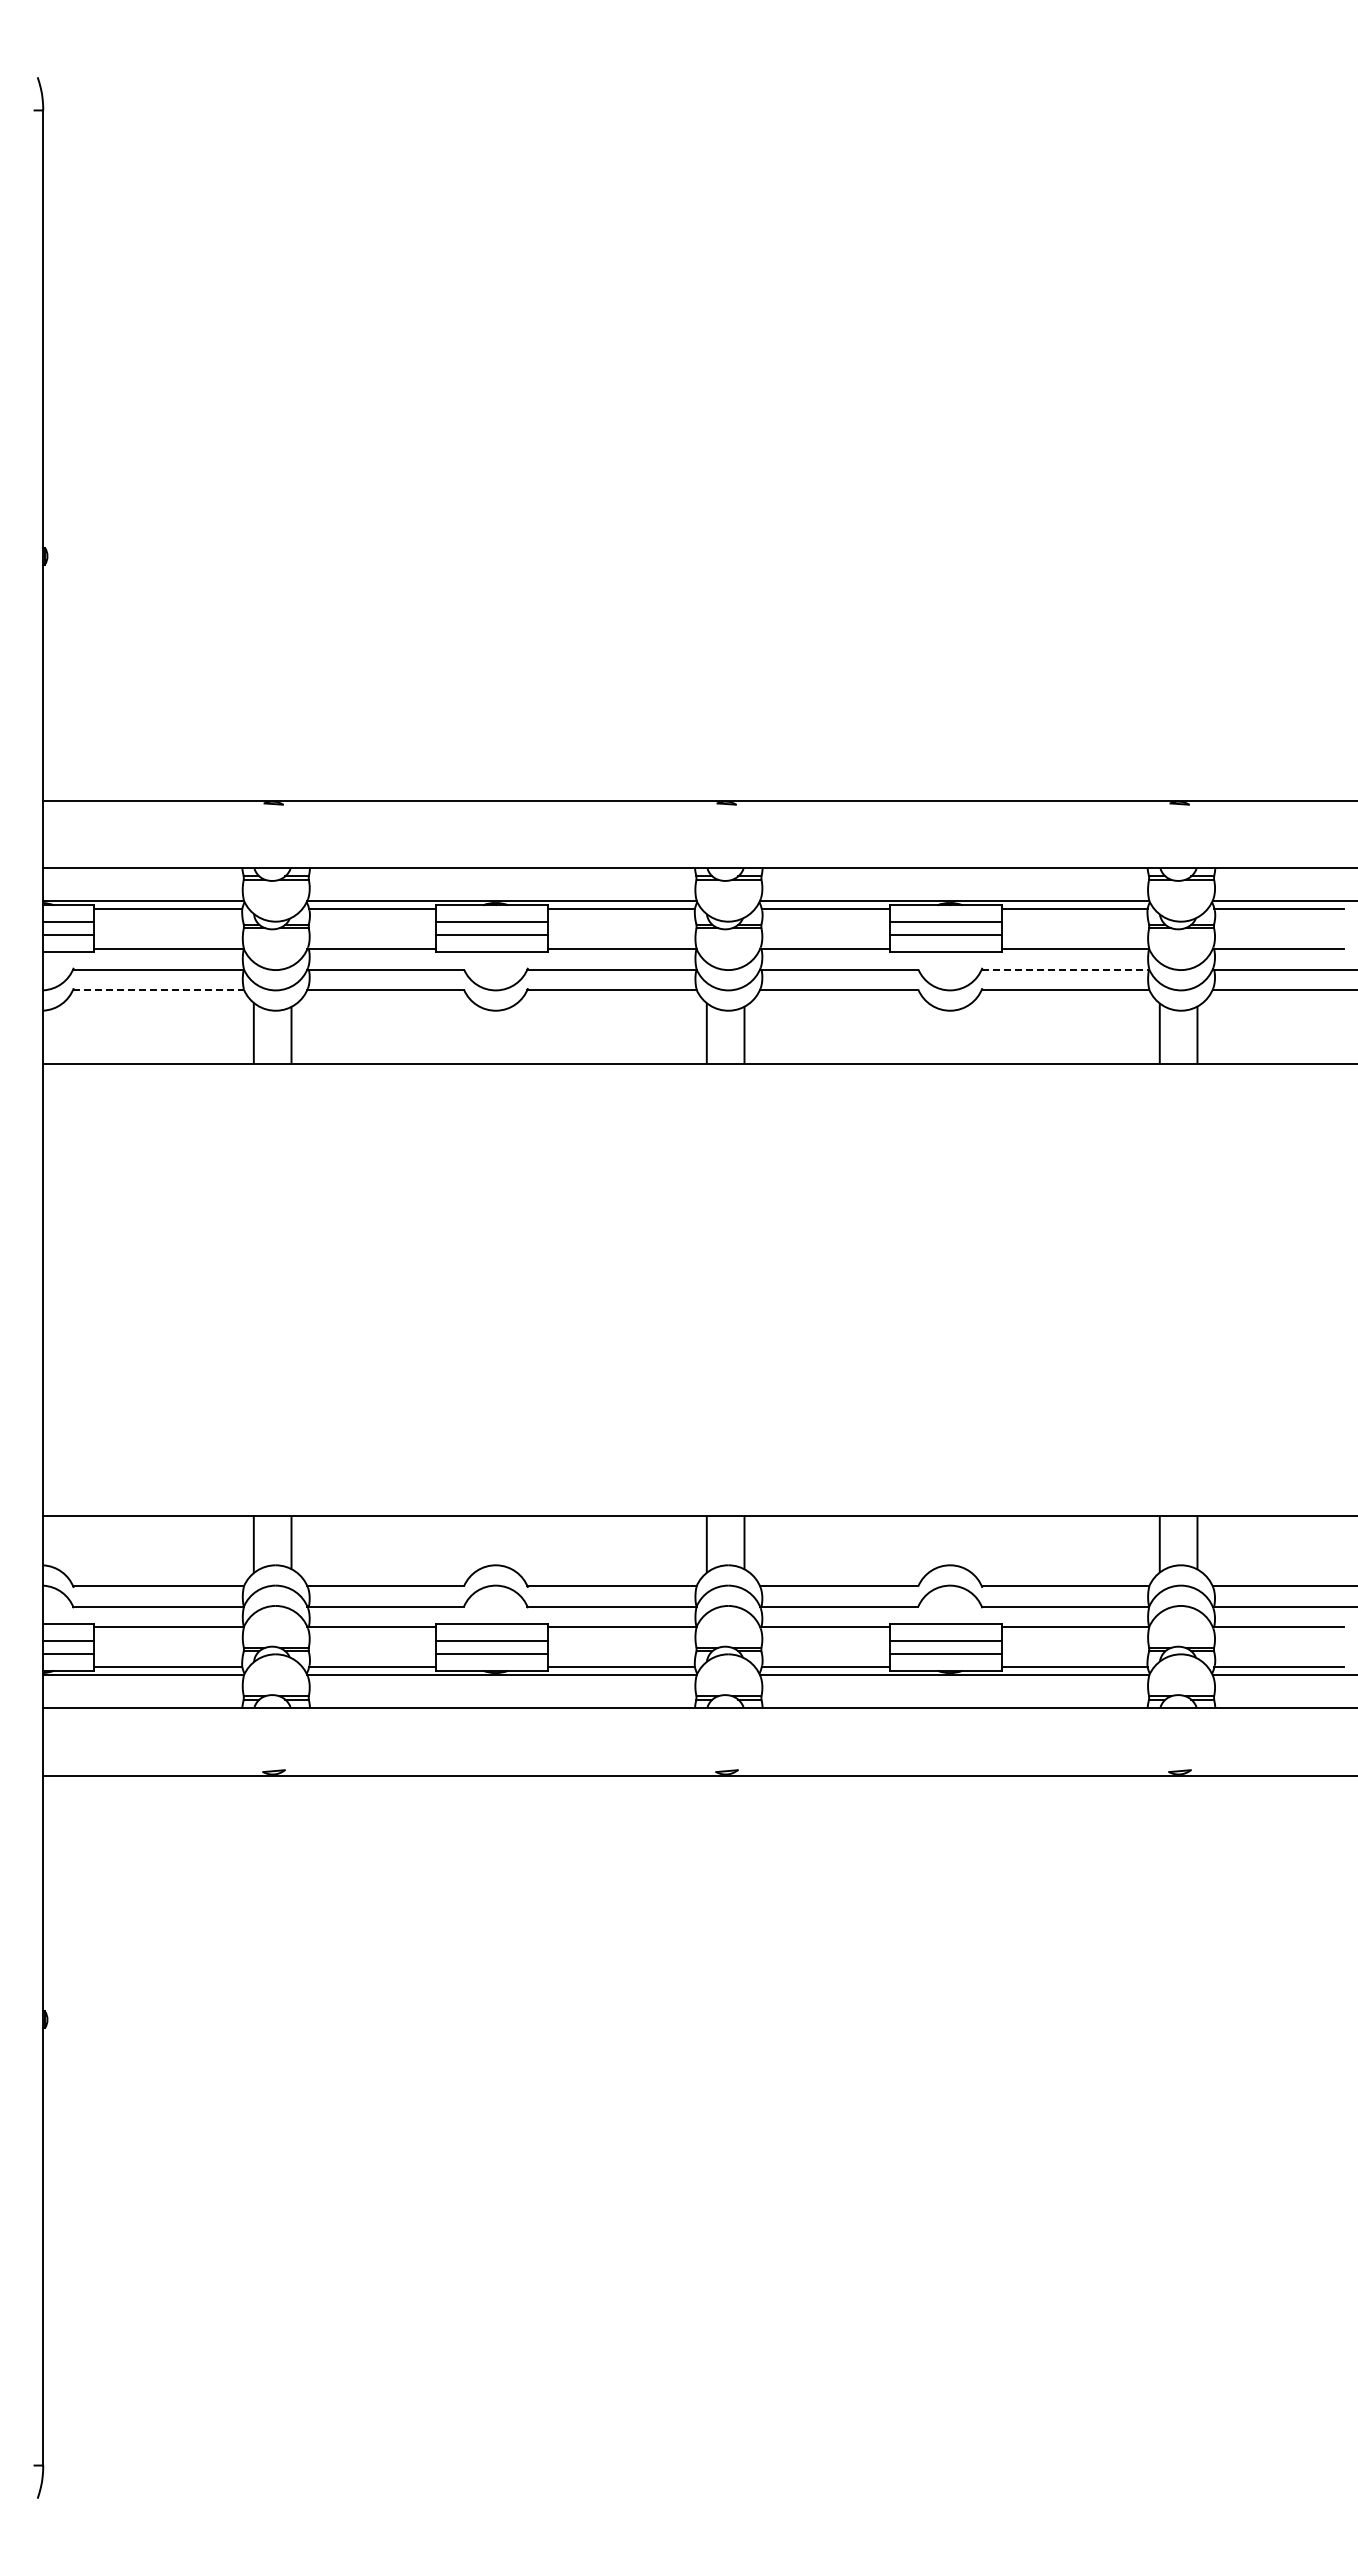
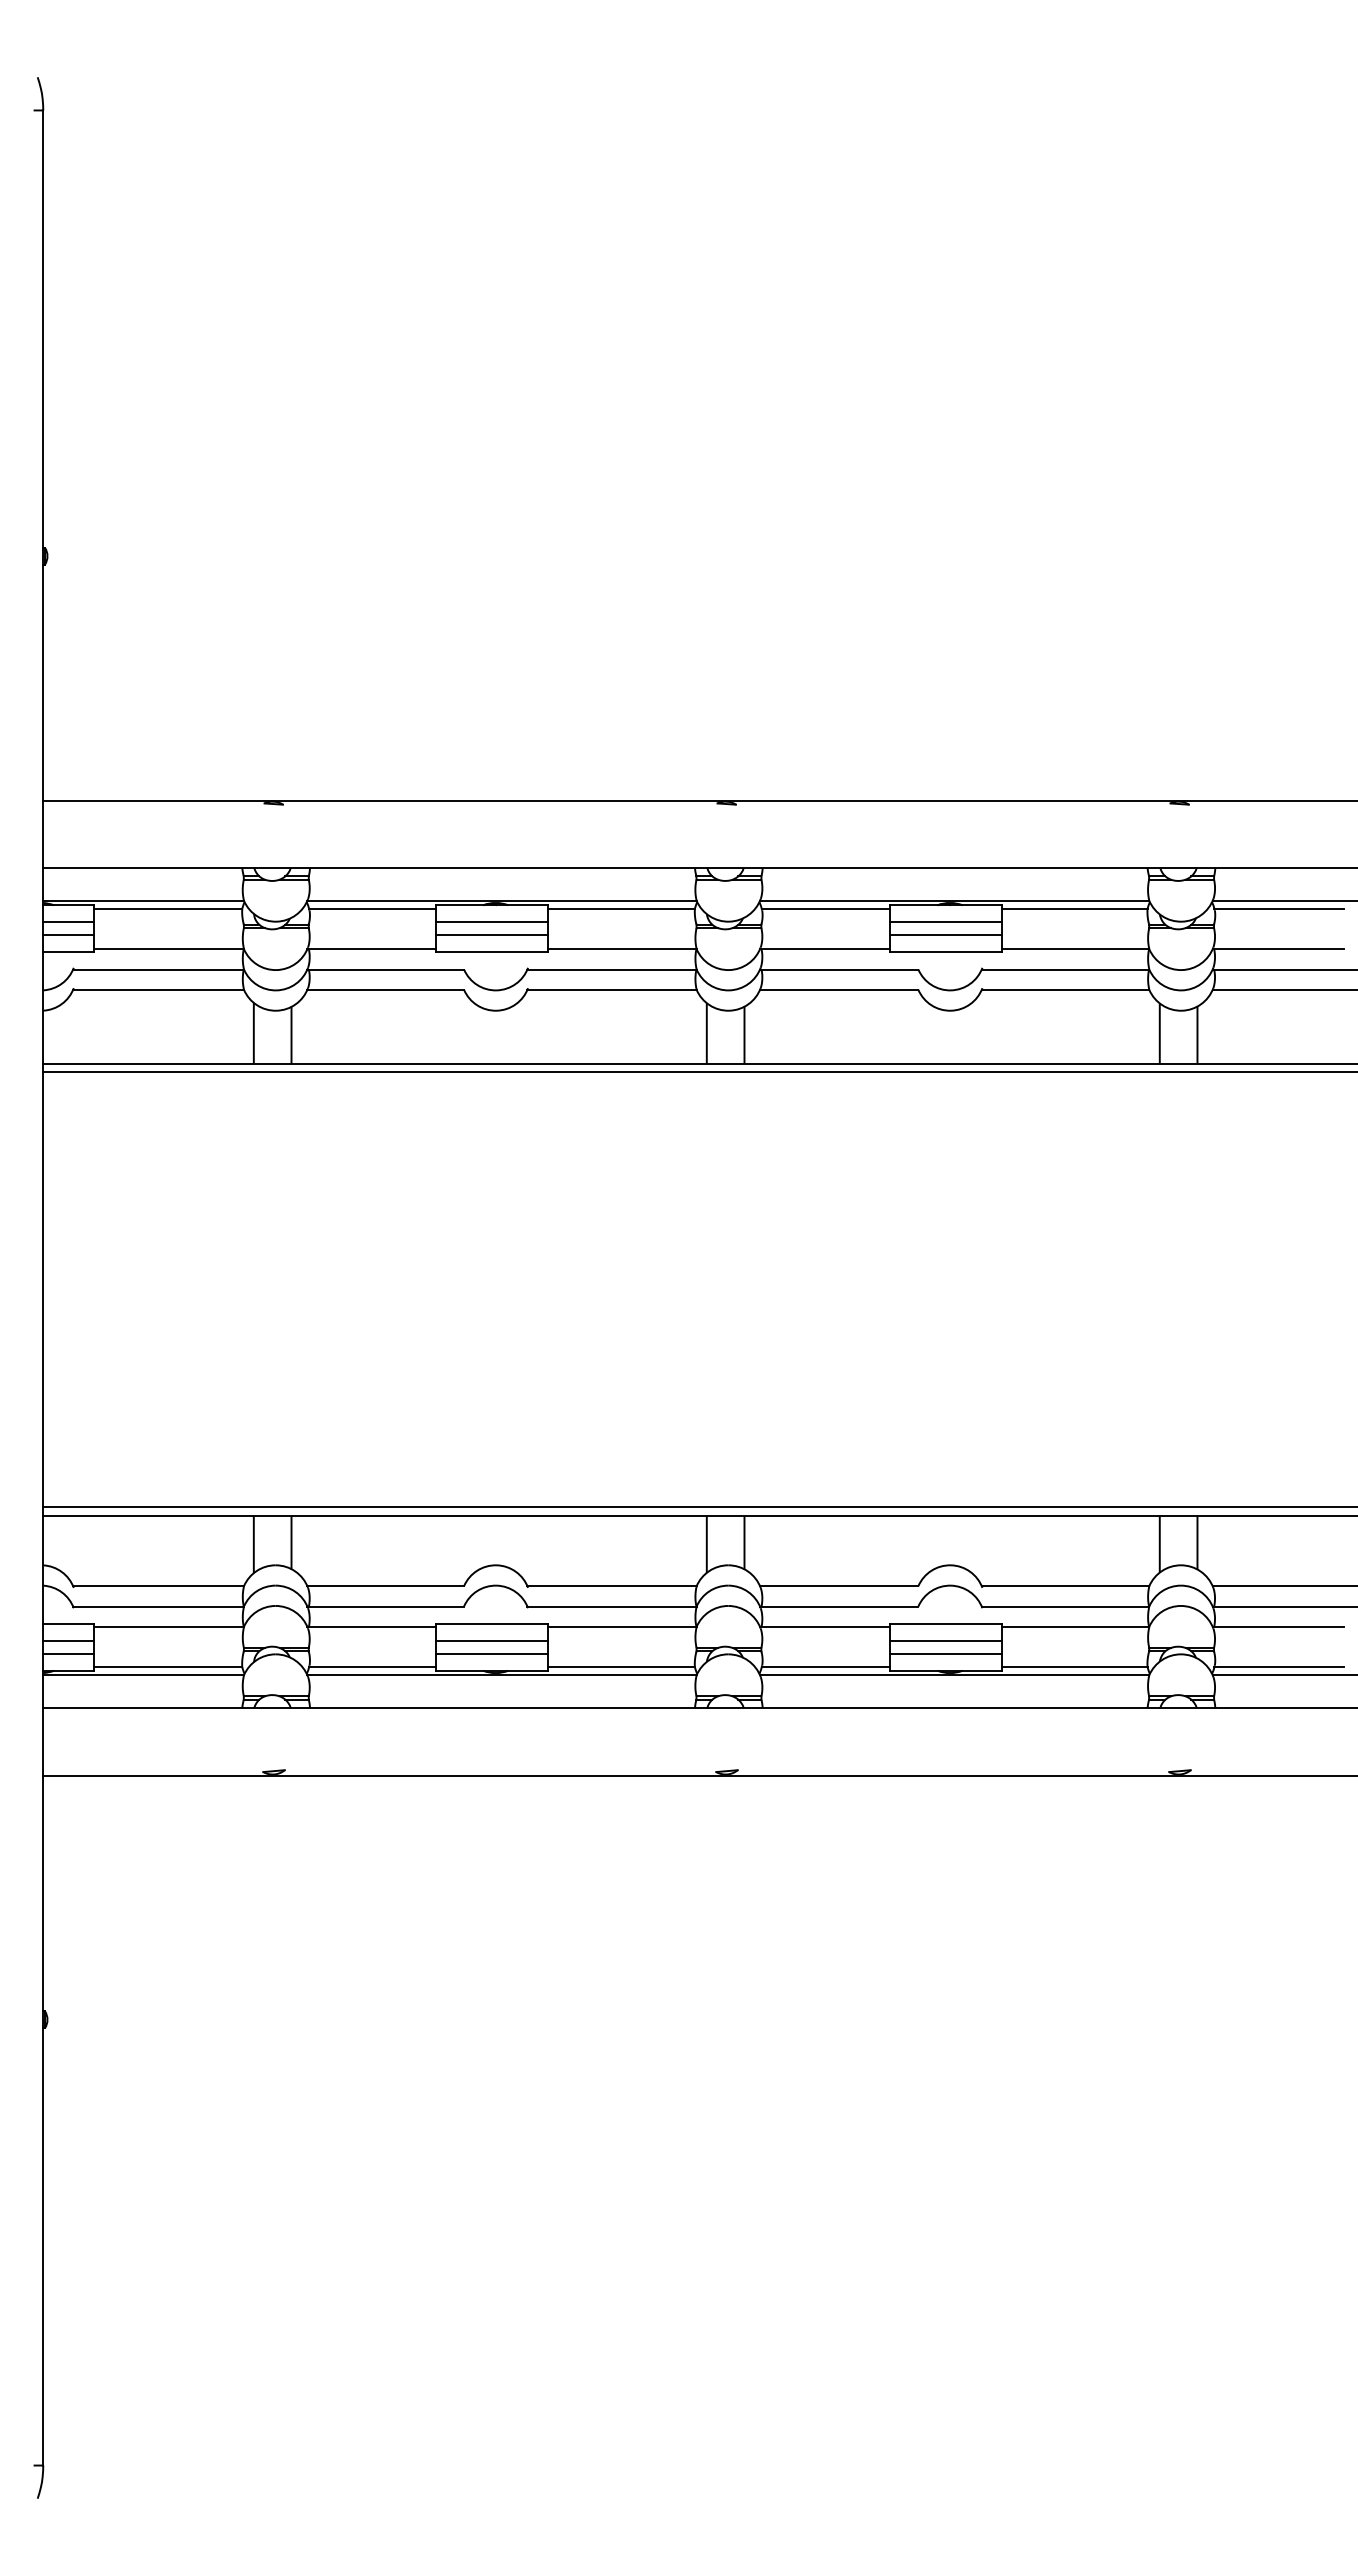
line: dashed -> solid (1065, 969)
line: dashed -> solid (159, 989)
line: none -> present (698, 1071)
line: none -> present (698, 1507)
